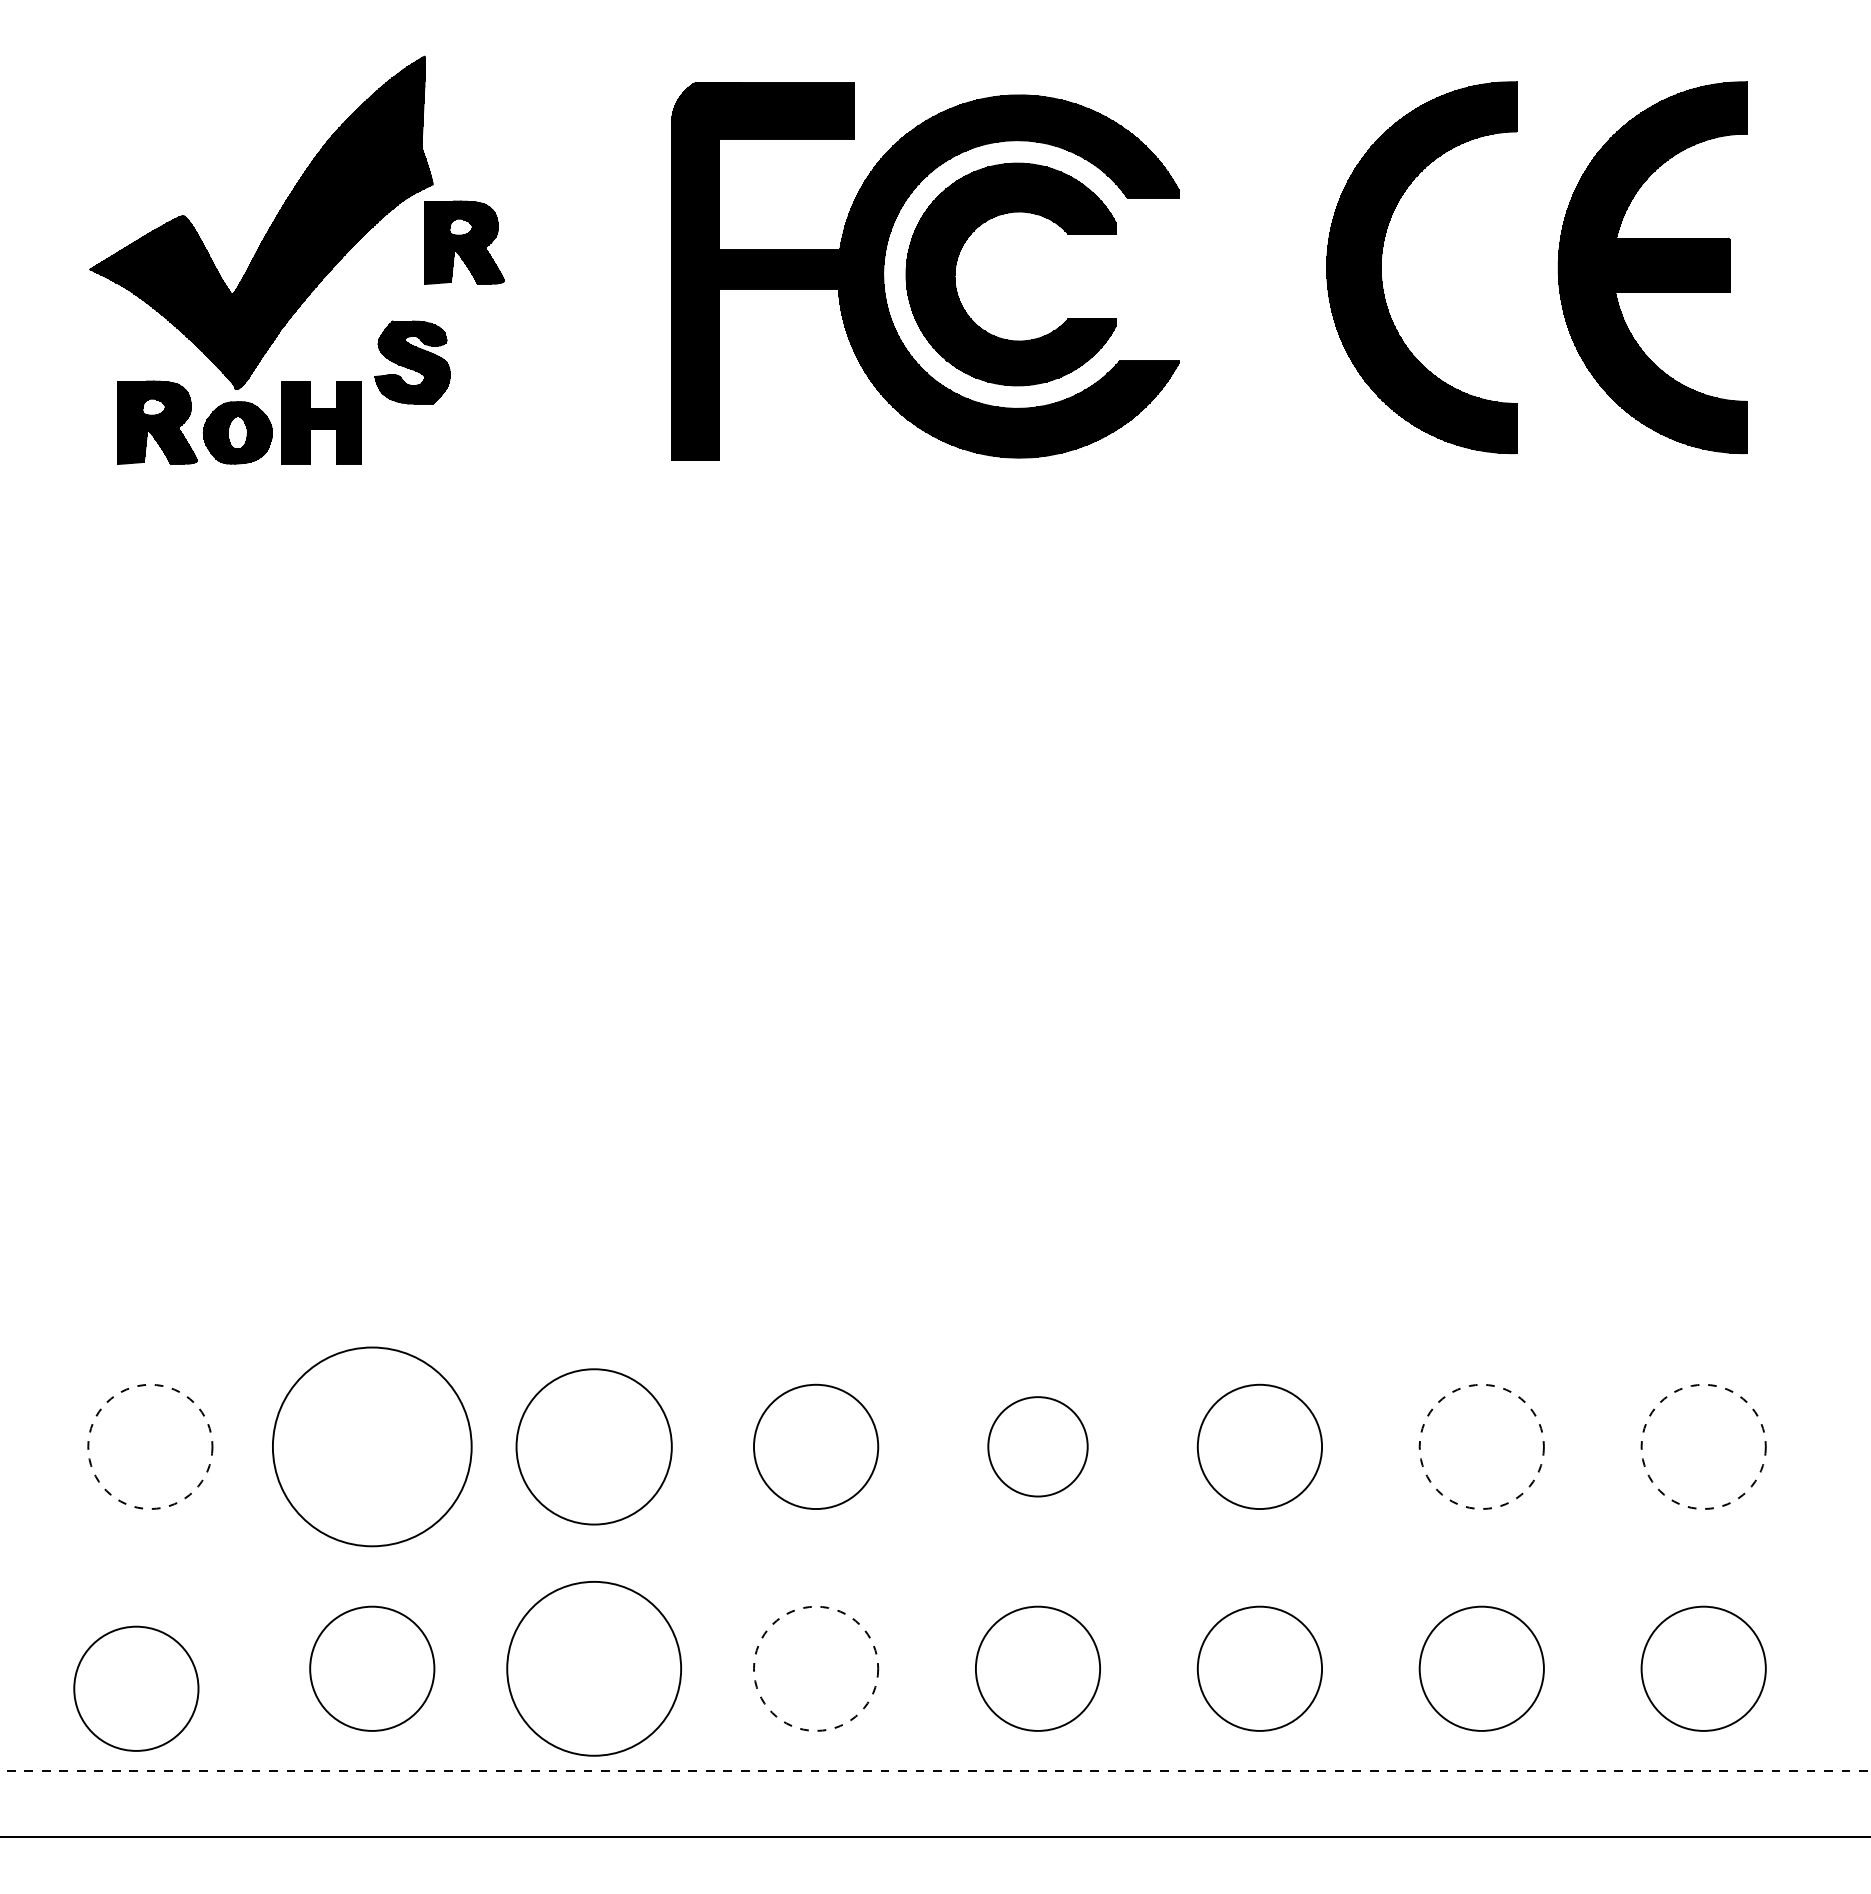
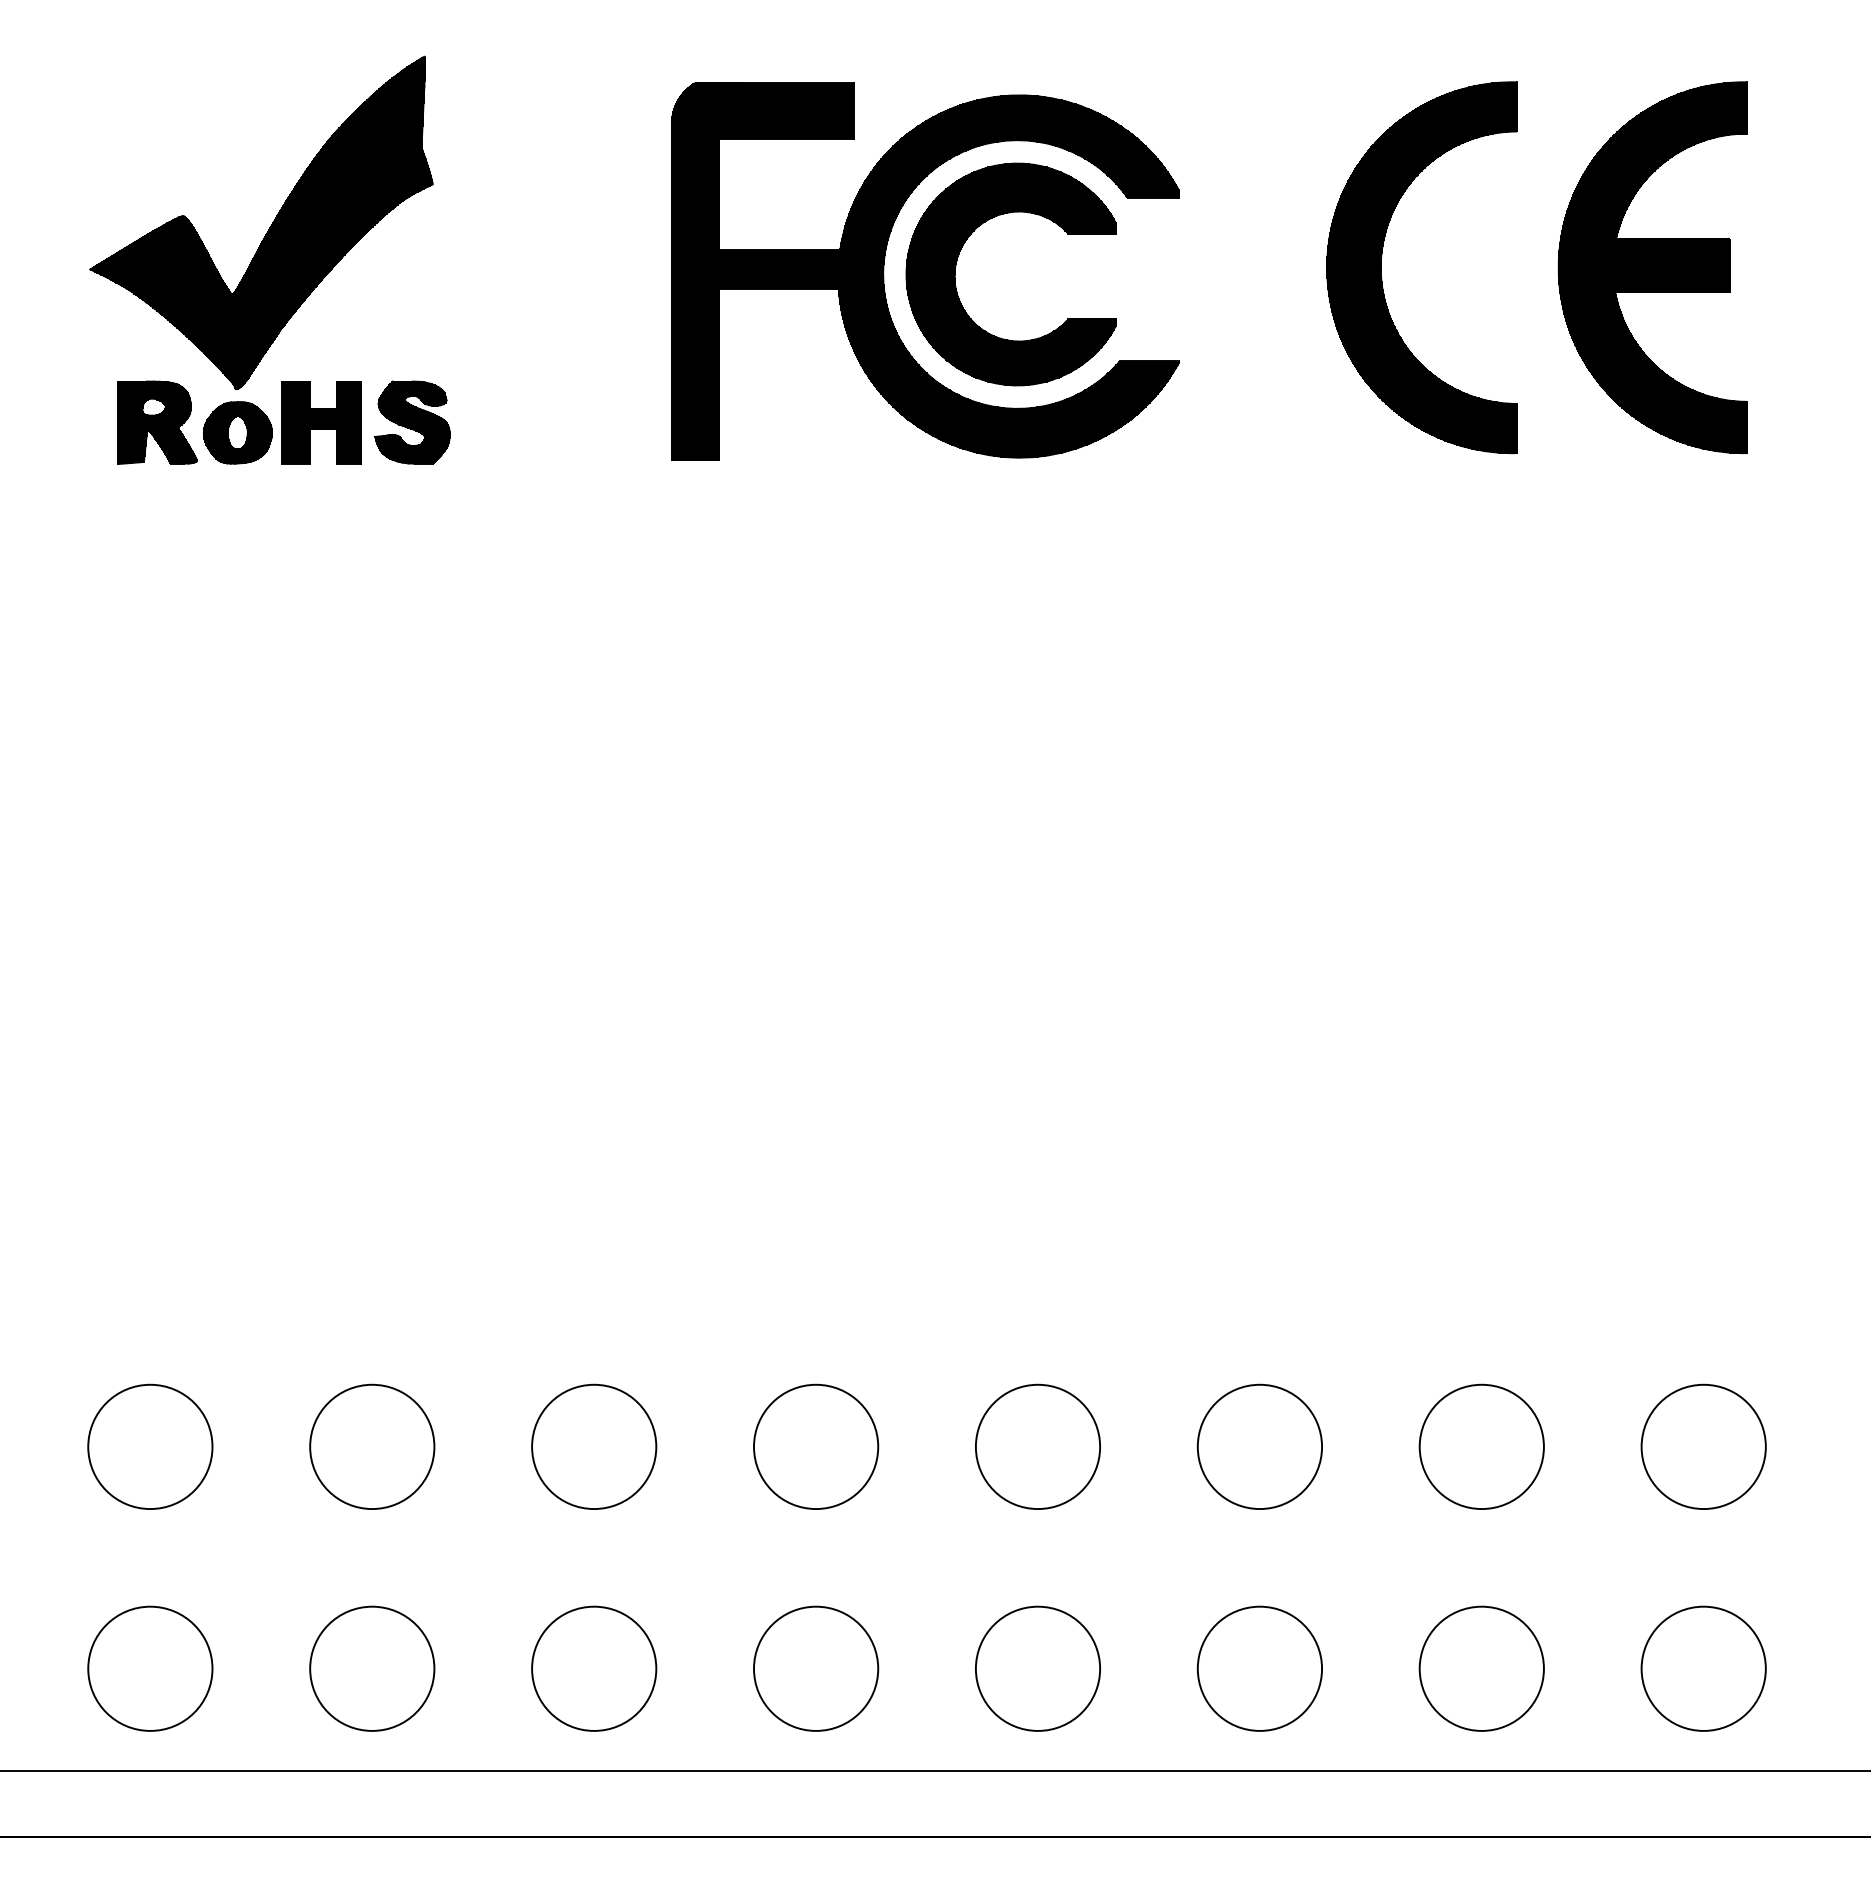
part: present -> none (464, 242)
part position: (412, 362) -> (412, 422) (412, 422)
circle: dashed -> solid (150, 1446)
circle diameter: 199 px -> 124 px (372, 1446)
circle diameter: 155 px -> 124 px (594, 1446)
circle size: 102x102 px -> 126x127 px (1037, 1446)
circle: dashed -> solid (1481, 1446)
circle: dashed -> solid (1703, 1446)
circle diameter: 174 px -> 124 px (594, 1668)
circle: dashed -> solid (815, 1668)
circle position: (136, 1688) -> (150, 1668) (150, 1668)
line: dashed -> solid (936, 1770)
